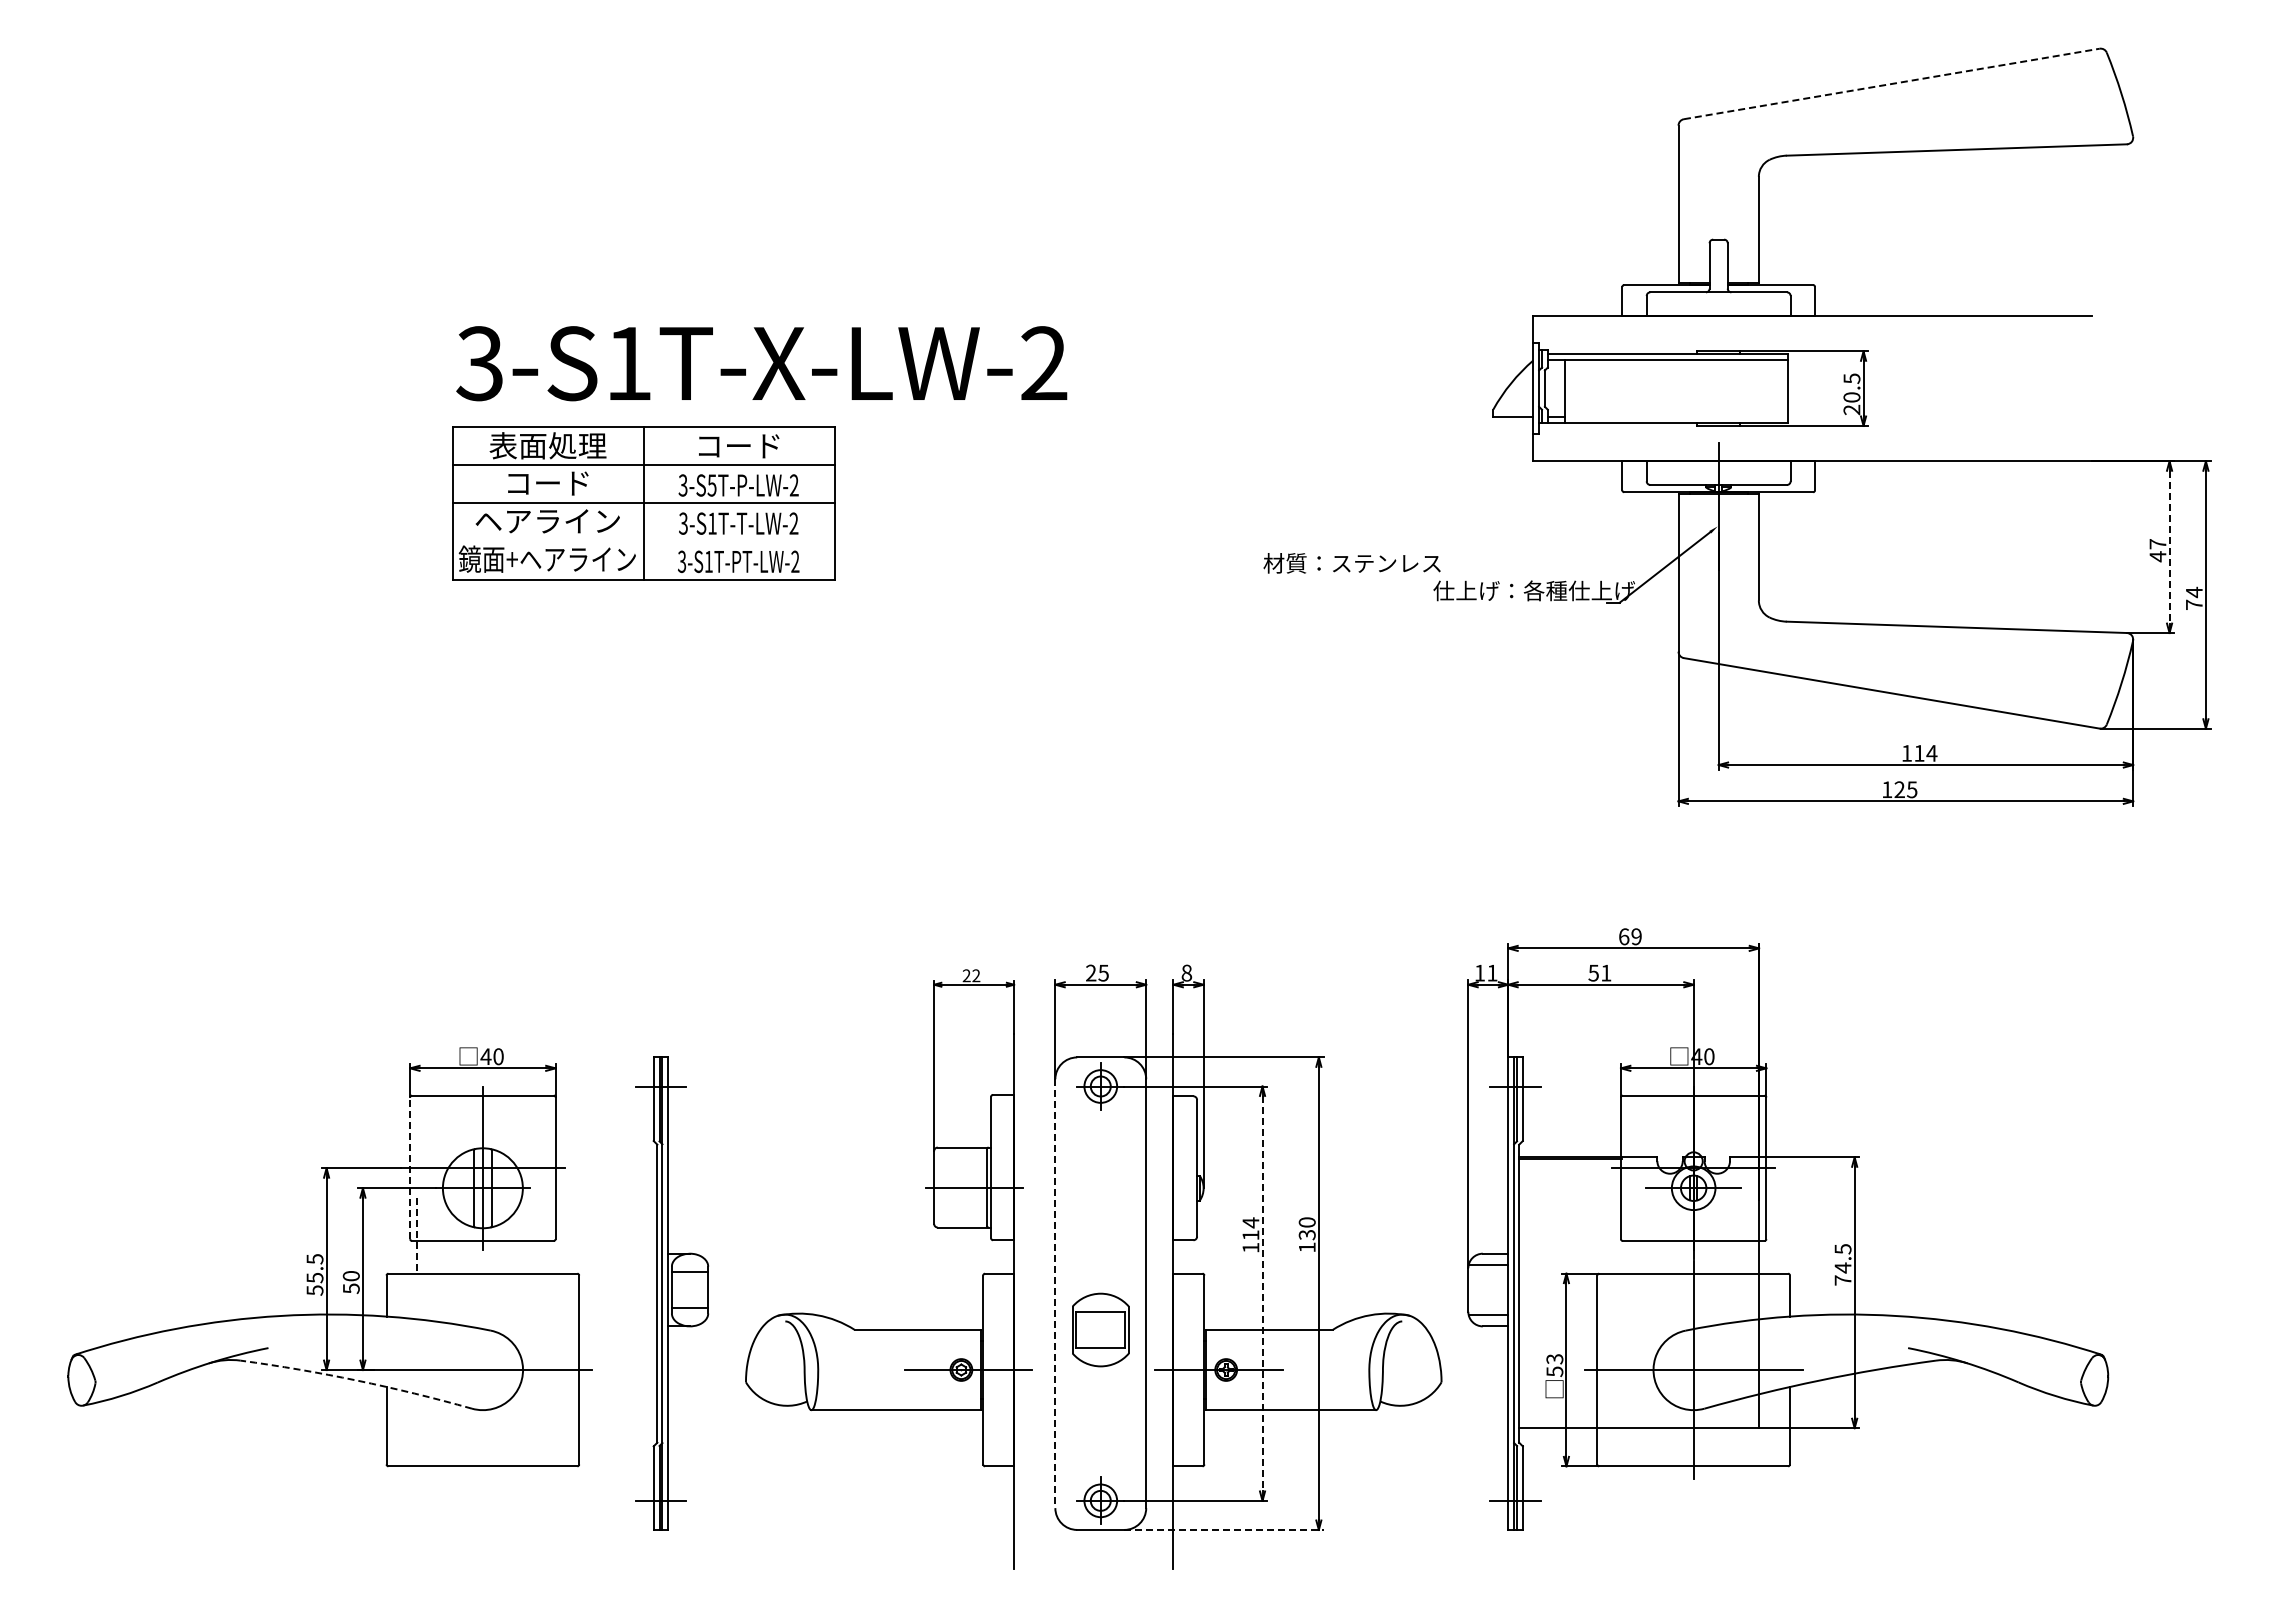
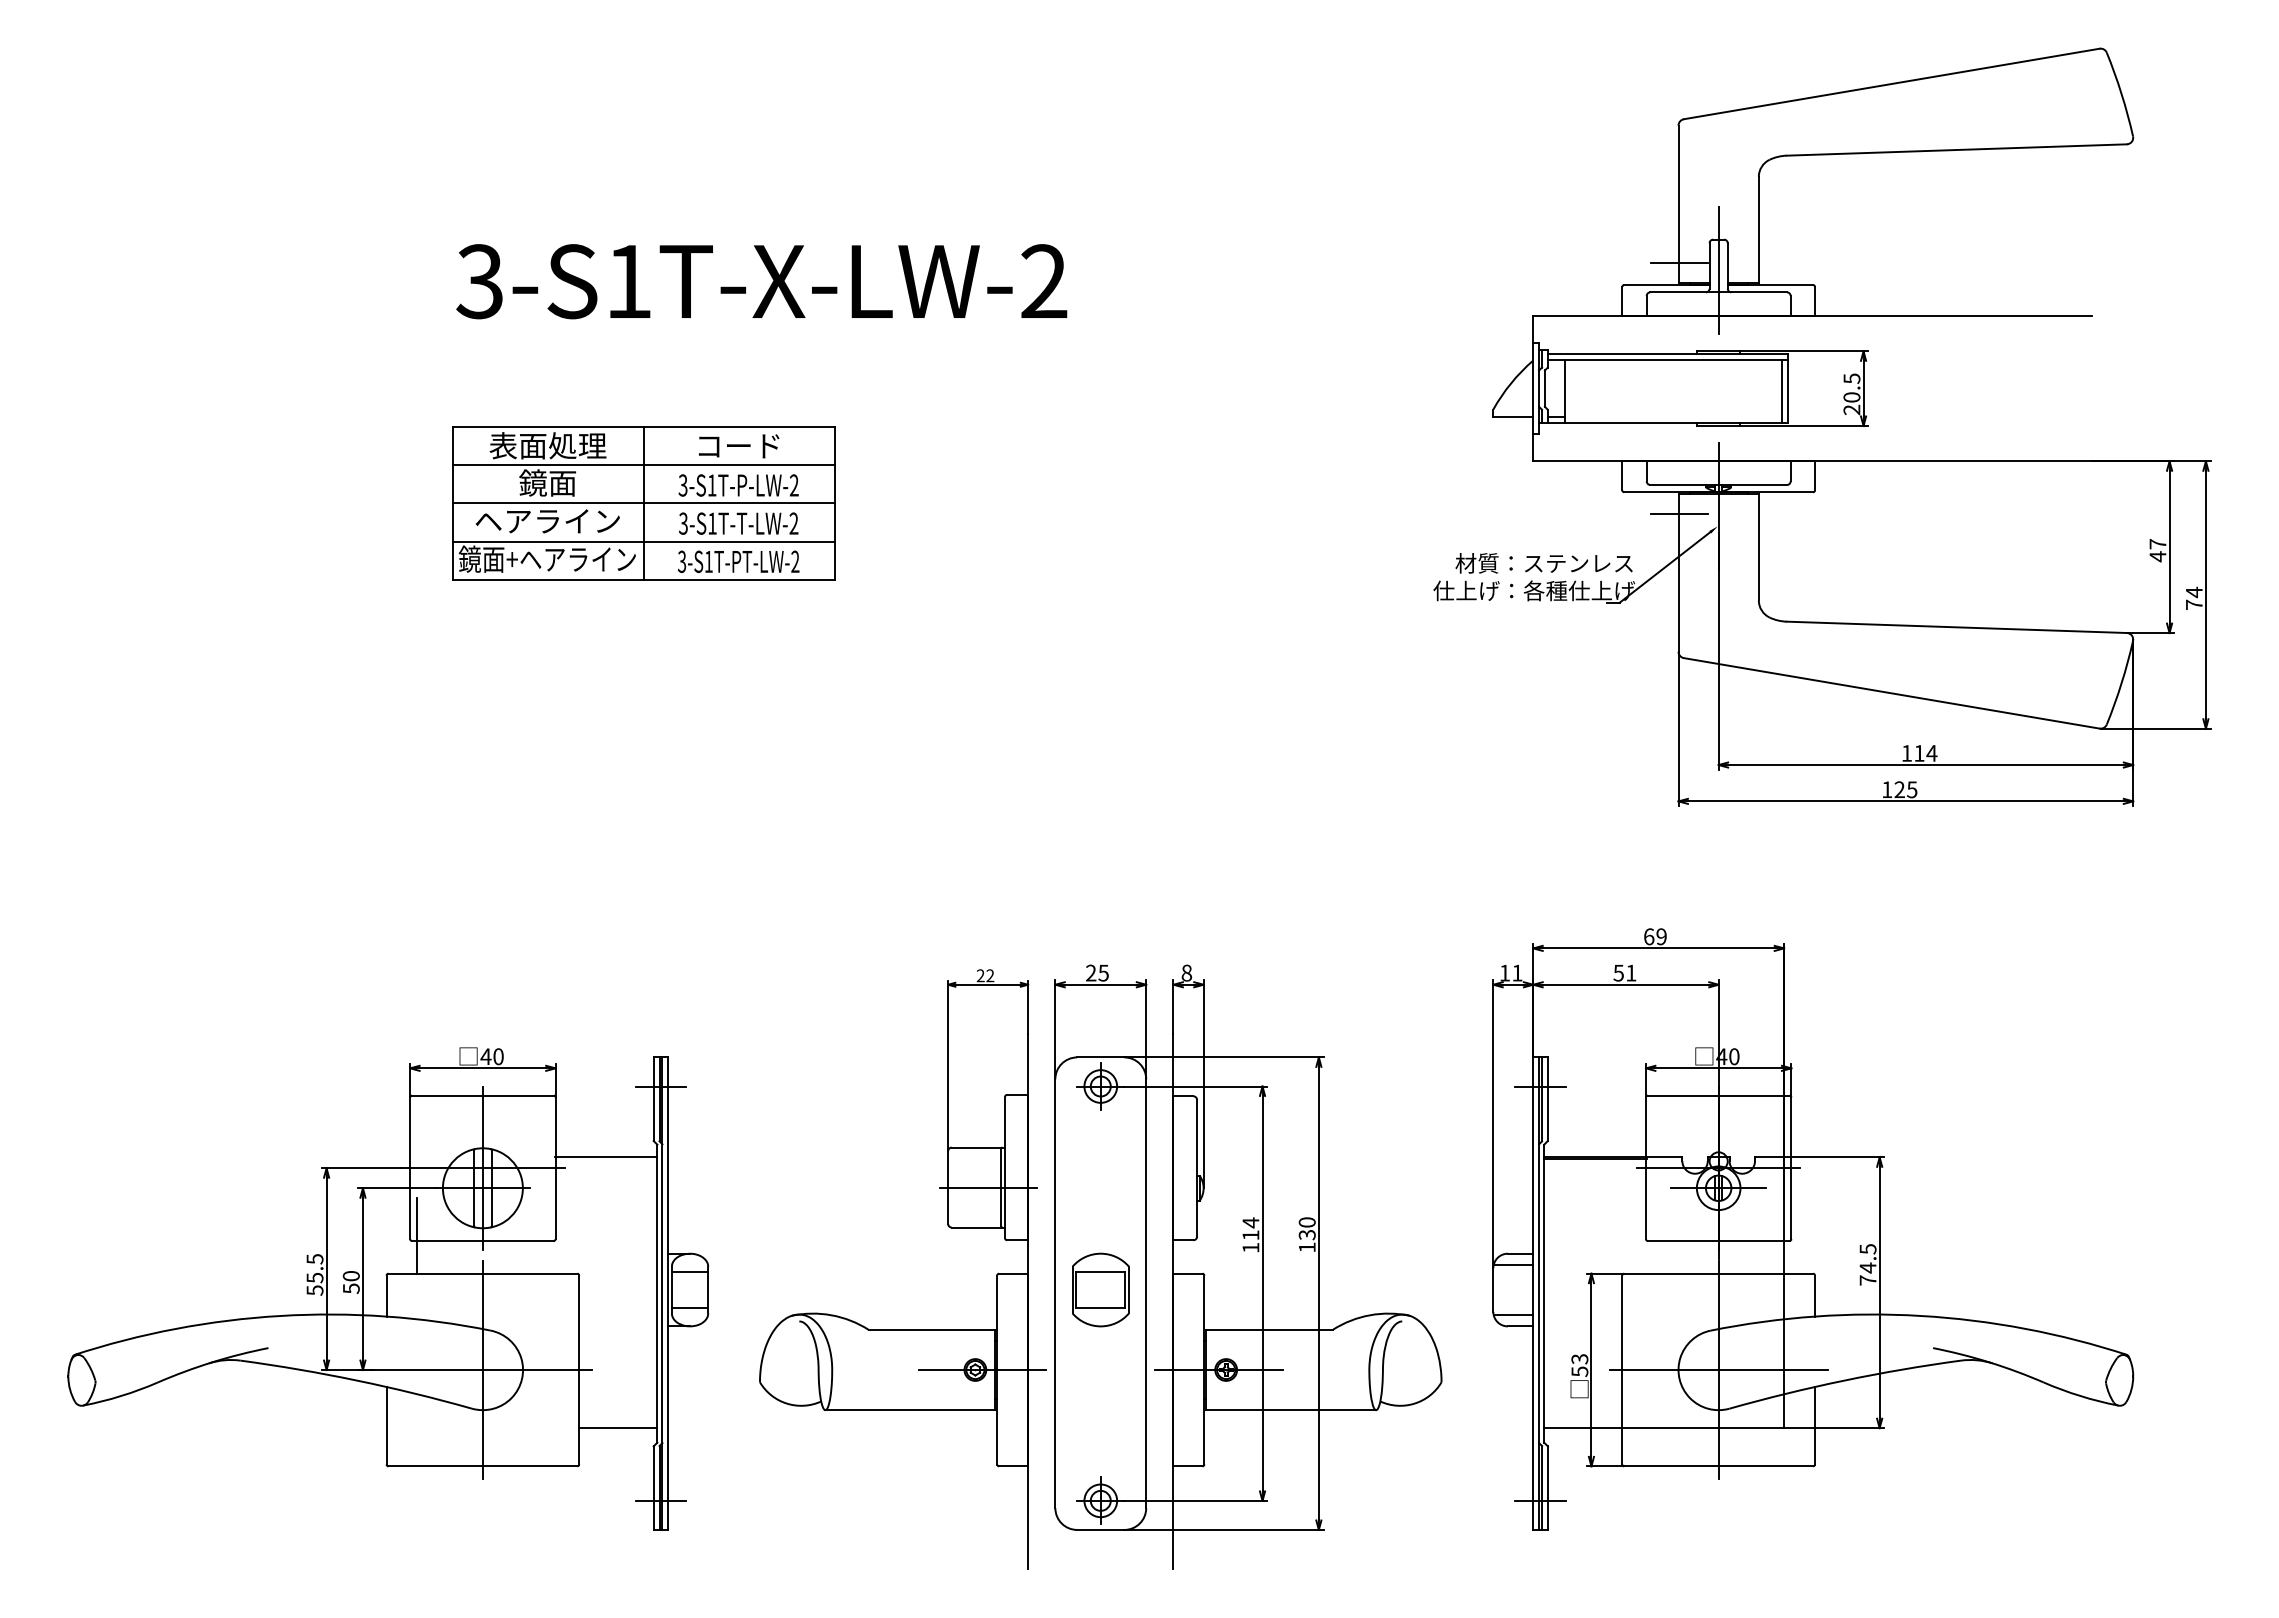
line: dashed -> solid (1891, 83)
line: none -> present (1678, 263)
line: none -> present (1718, 270)
text position: (761, 363) -> (761, 281) (761, 281)
line: none -> present (1781, 391)
text: コード -> 鏡面 (548, 482)
text: 3-S5T-P-LW-2 -> 3-S1T-P-LW-2 (711, 485)
line: none -> present (1678, 514)
line: none -> present (643, 541)
line: dashed -> solid (2169, 547)
text position: (1351, 563) -> (1543, 563) (1543, 563)
line: none -> present (605, 1157)
line: dashed -> solid (410, 1168)
part position: (1788, 1229) -> (1813, 1229) (1813, 1229)
line: dashed -> solid (417, 1235)
line: dashed -> solid (1262, 1293)
line: dashed -> solid (1055, 1294)
part position: (888, 1329) -> (902, 1329) (902, 1329)
part position: (1100, 1329) -> (1100, 1289) (1100, 1289)
line: none -> present (482, 1369)
arc: dashed -> solid (357, 1380)
line: none -> present (618, 1428)
line: dashed -> solid (1224, 1529)
